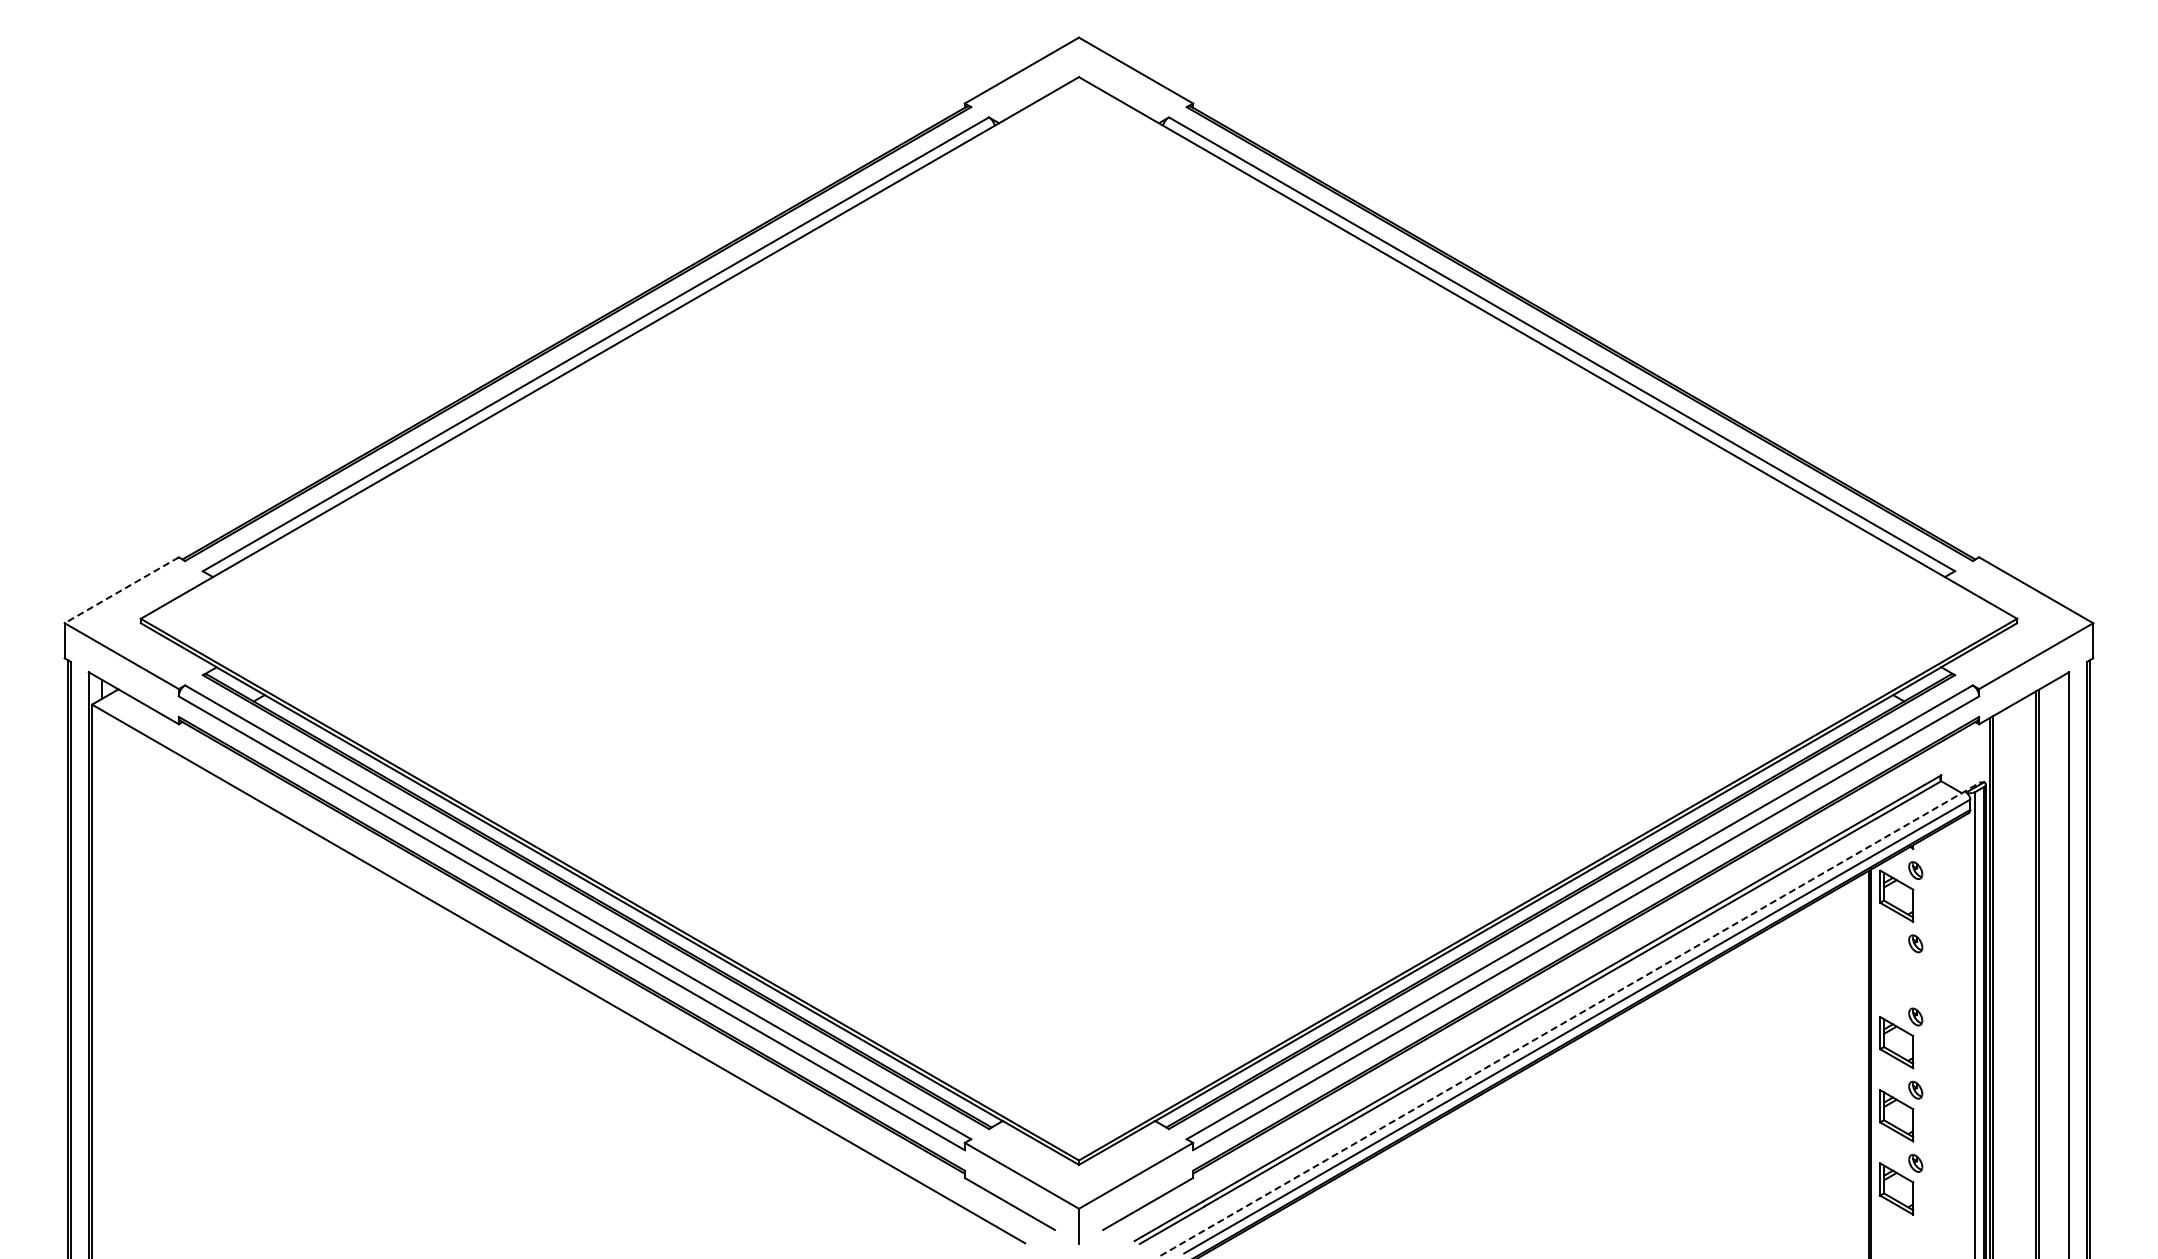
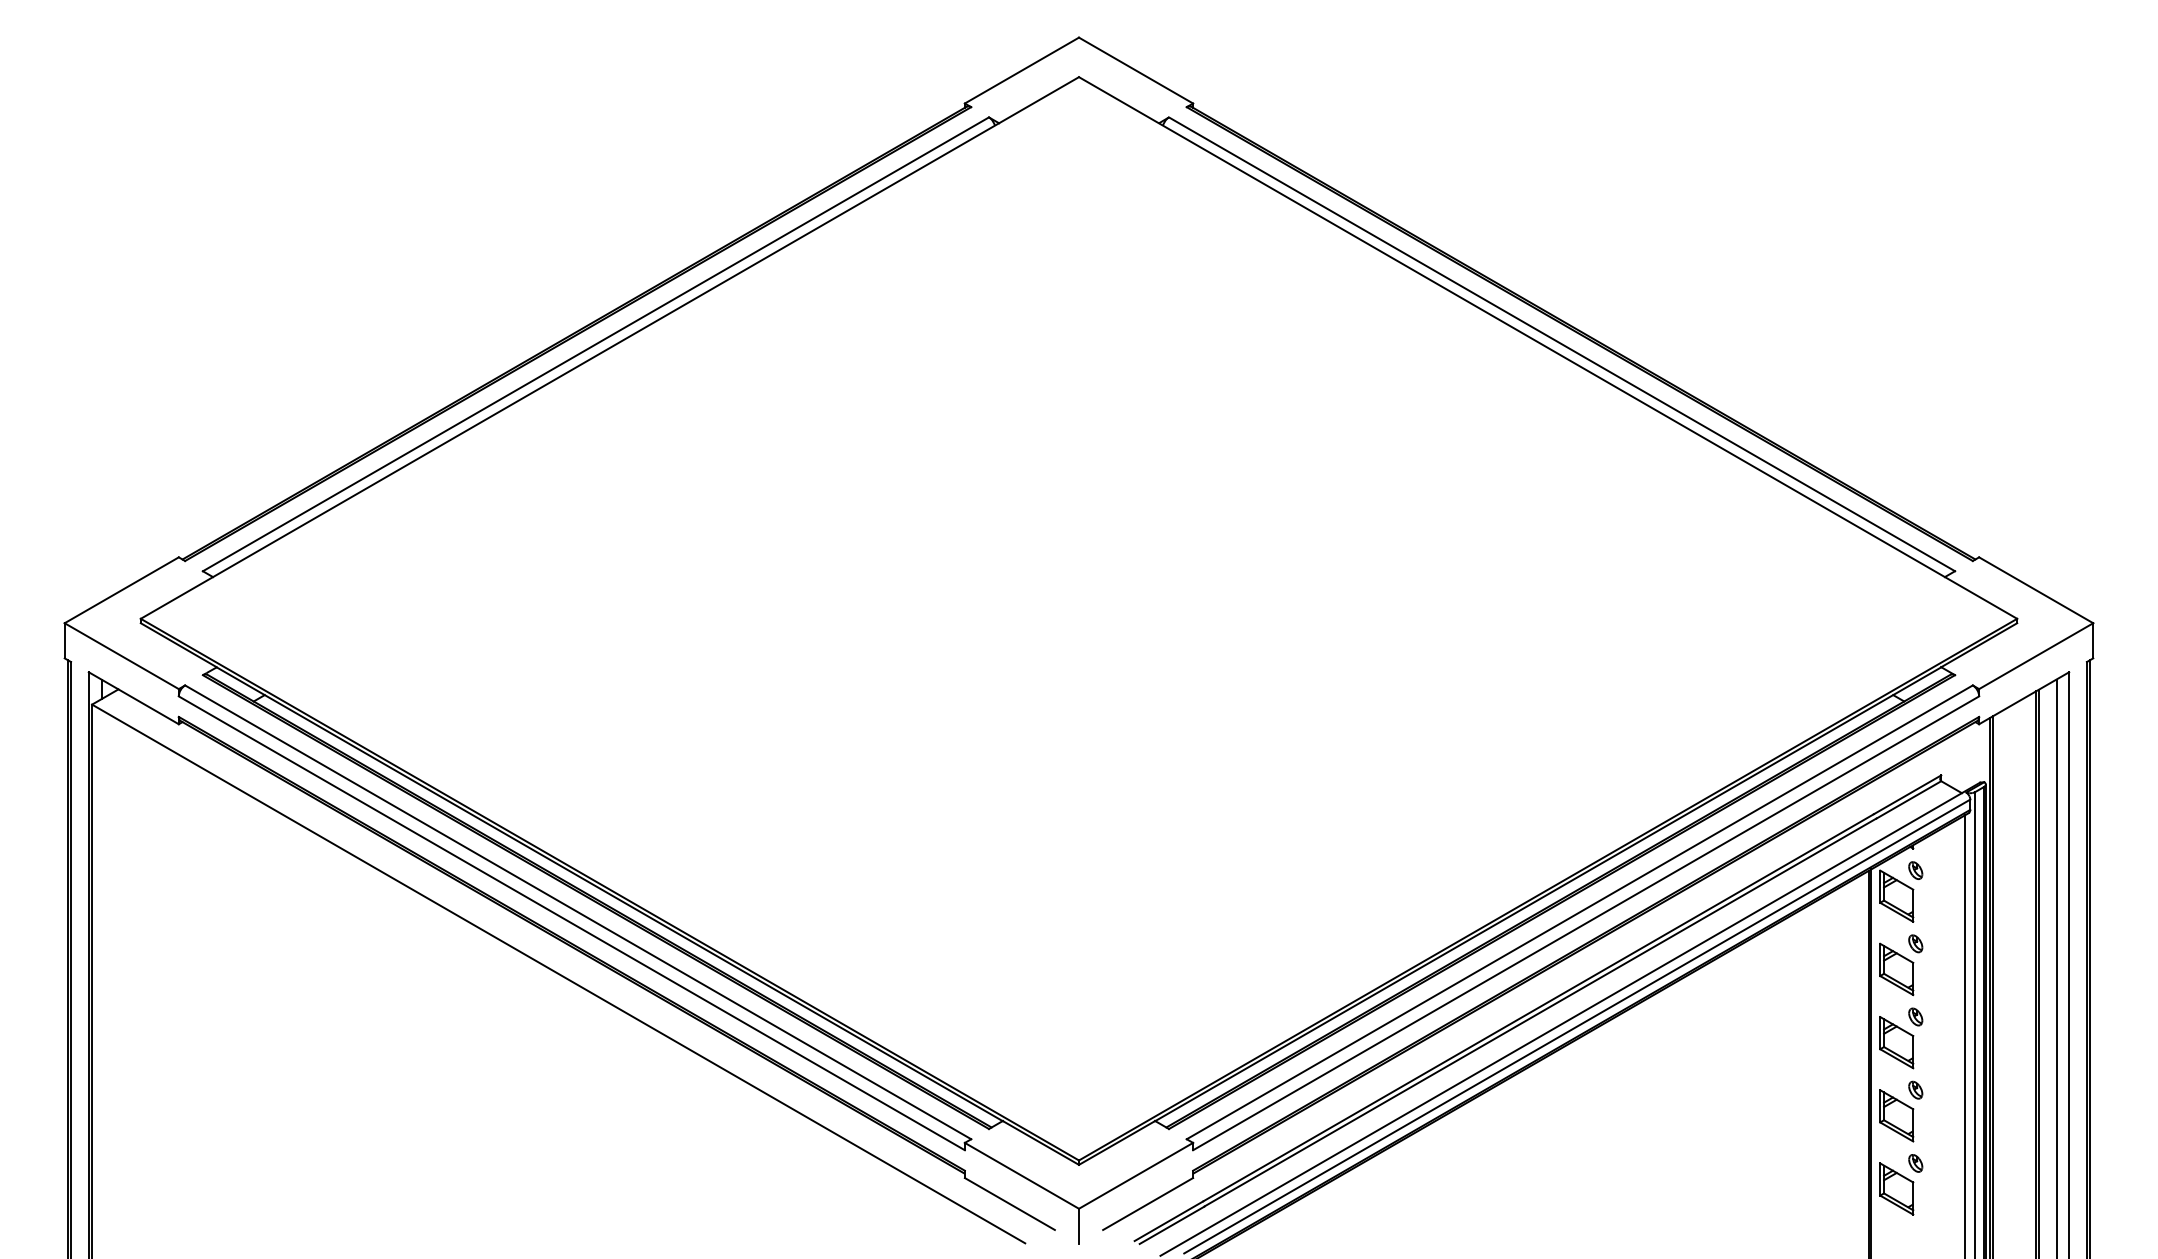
line: dashed -> solid (121, 590)
line: none -> present (2056, 967)
part: none -> present (1896, 969)
line: dashed -> solid (1570, 1018)
line: none -> present (1965, 1035)
